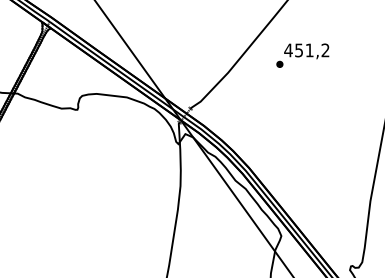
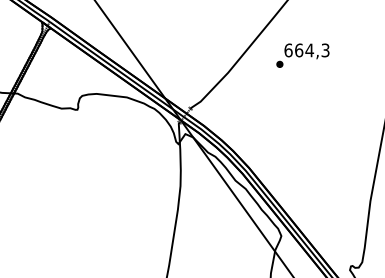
text: 451,2 -> 664,3 (306, 50)
